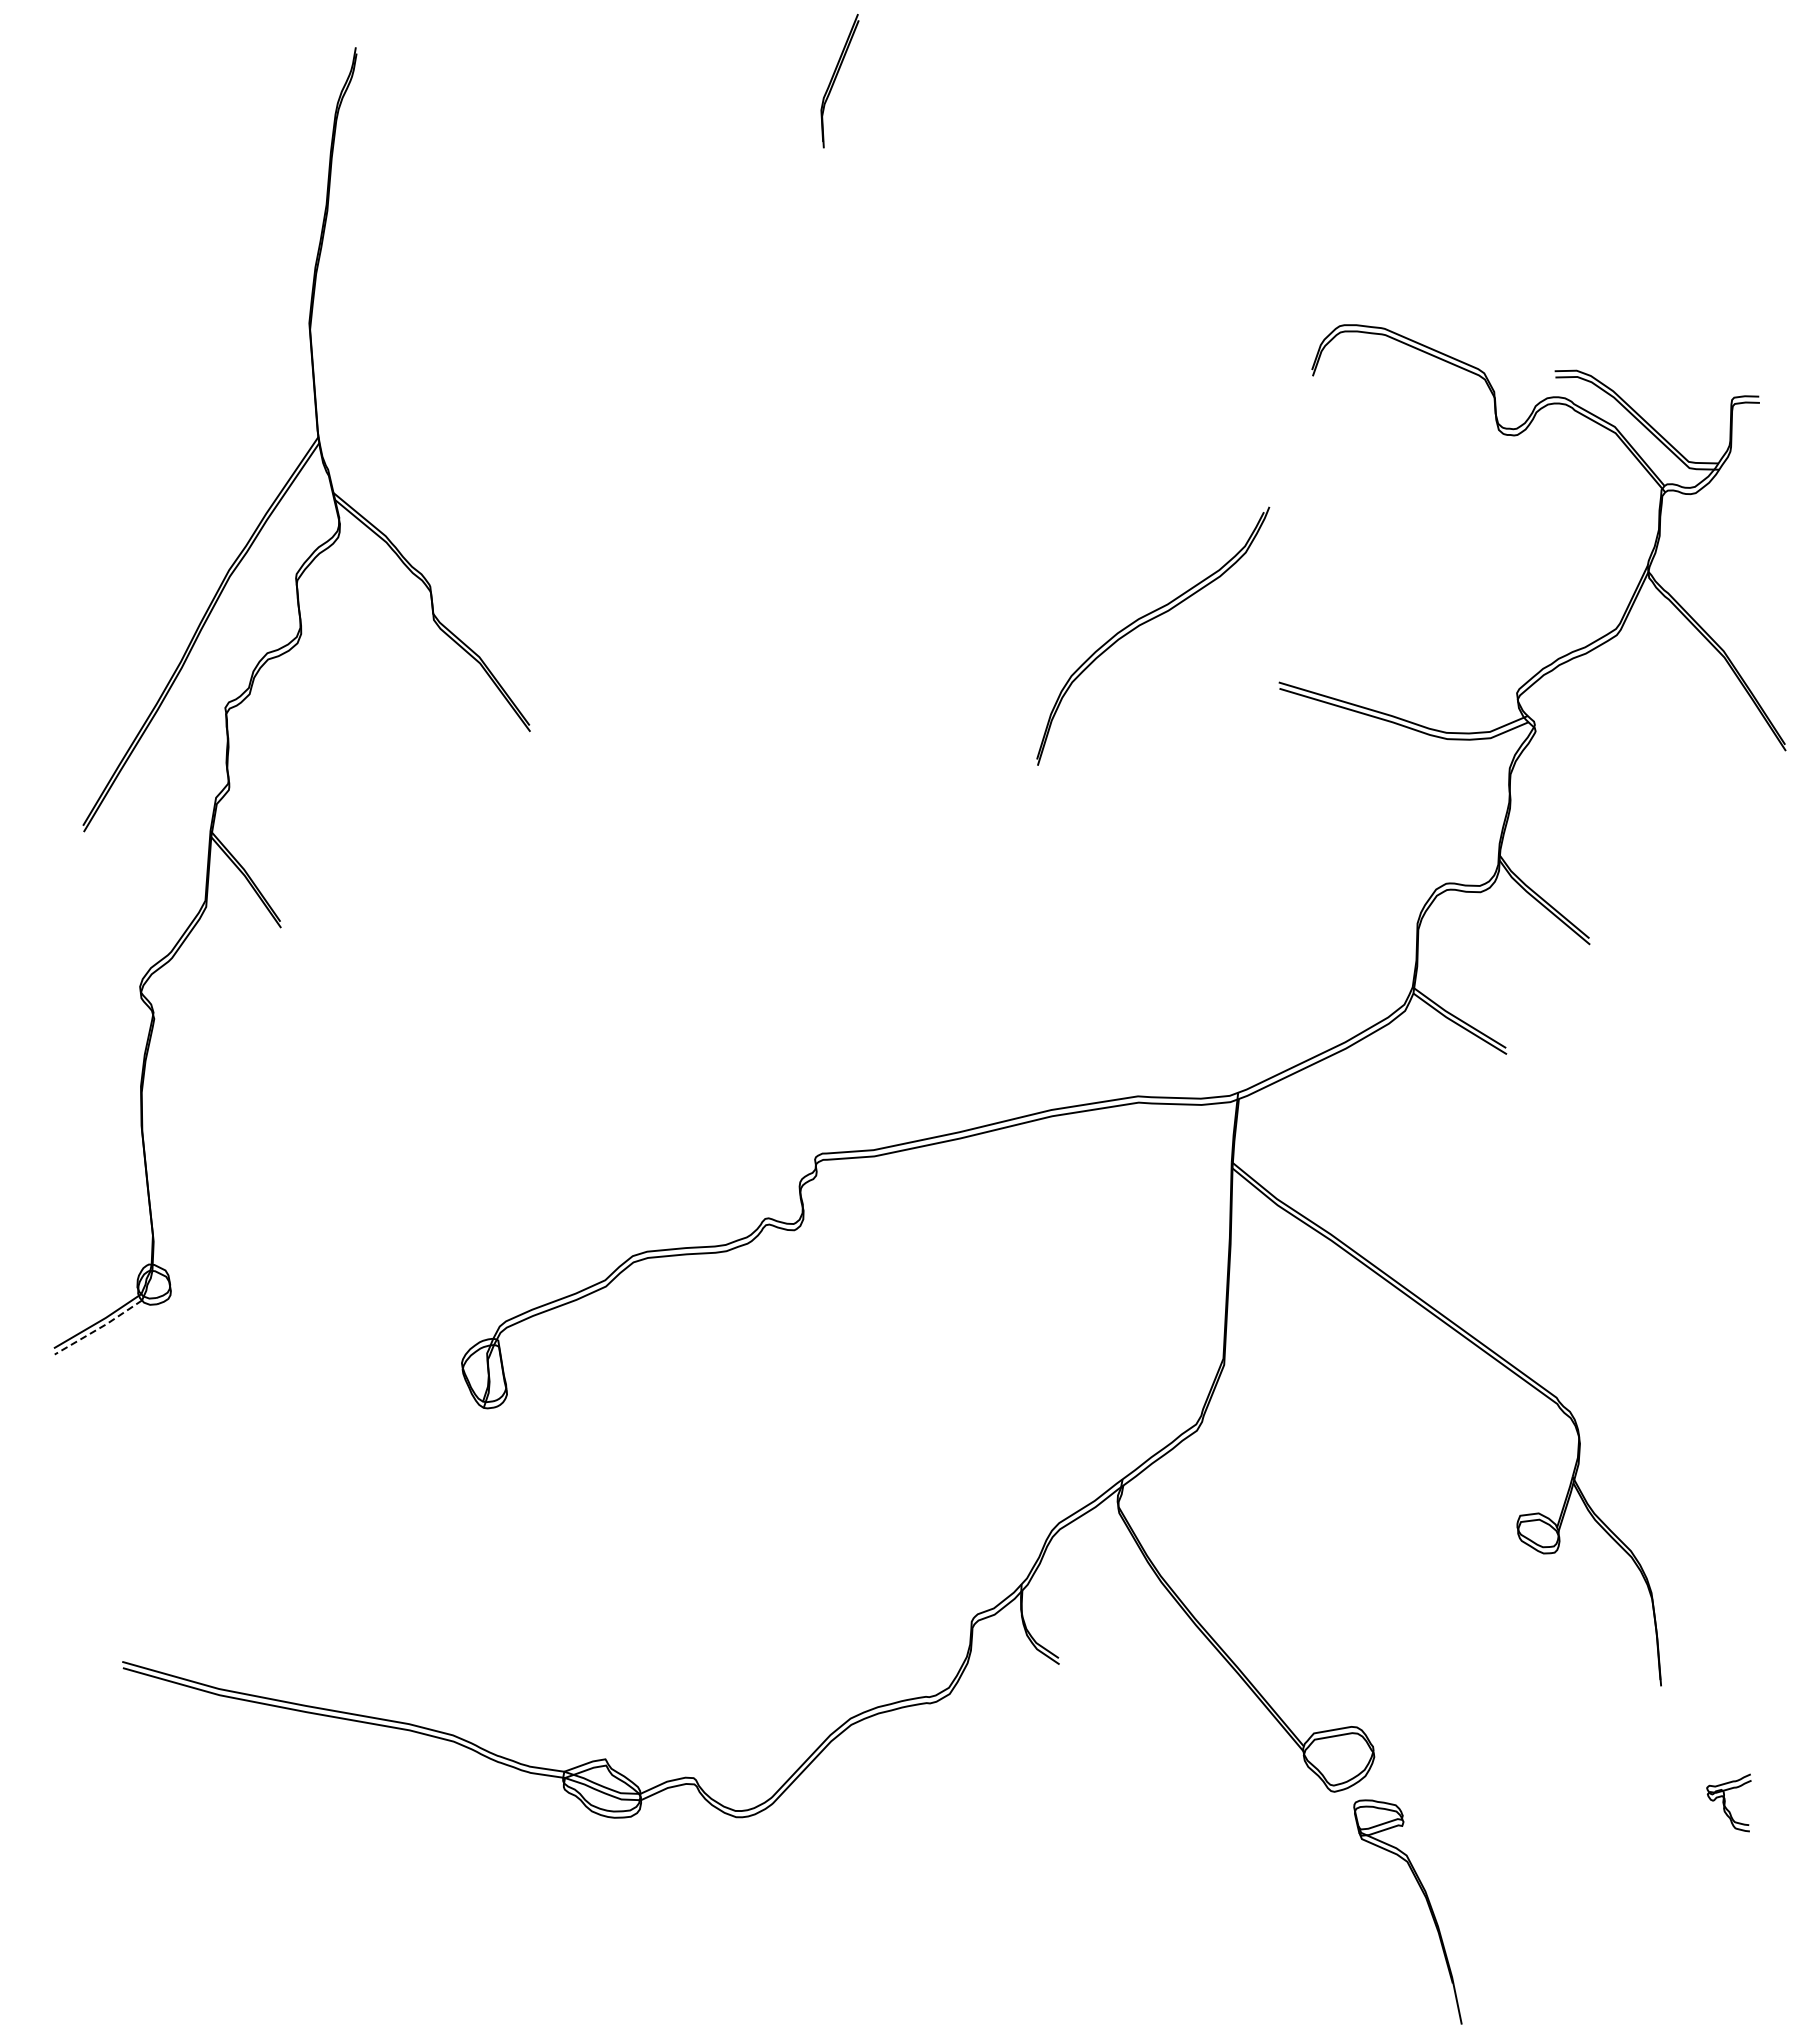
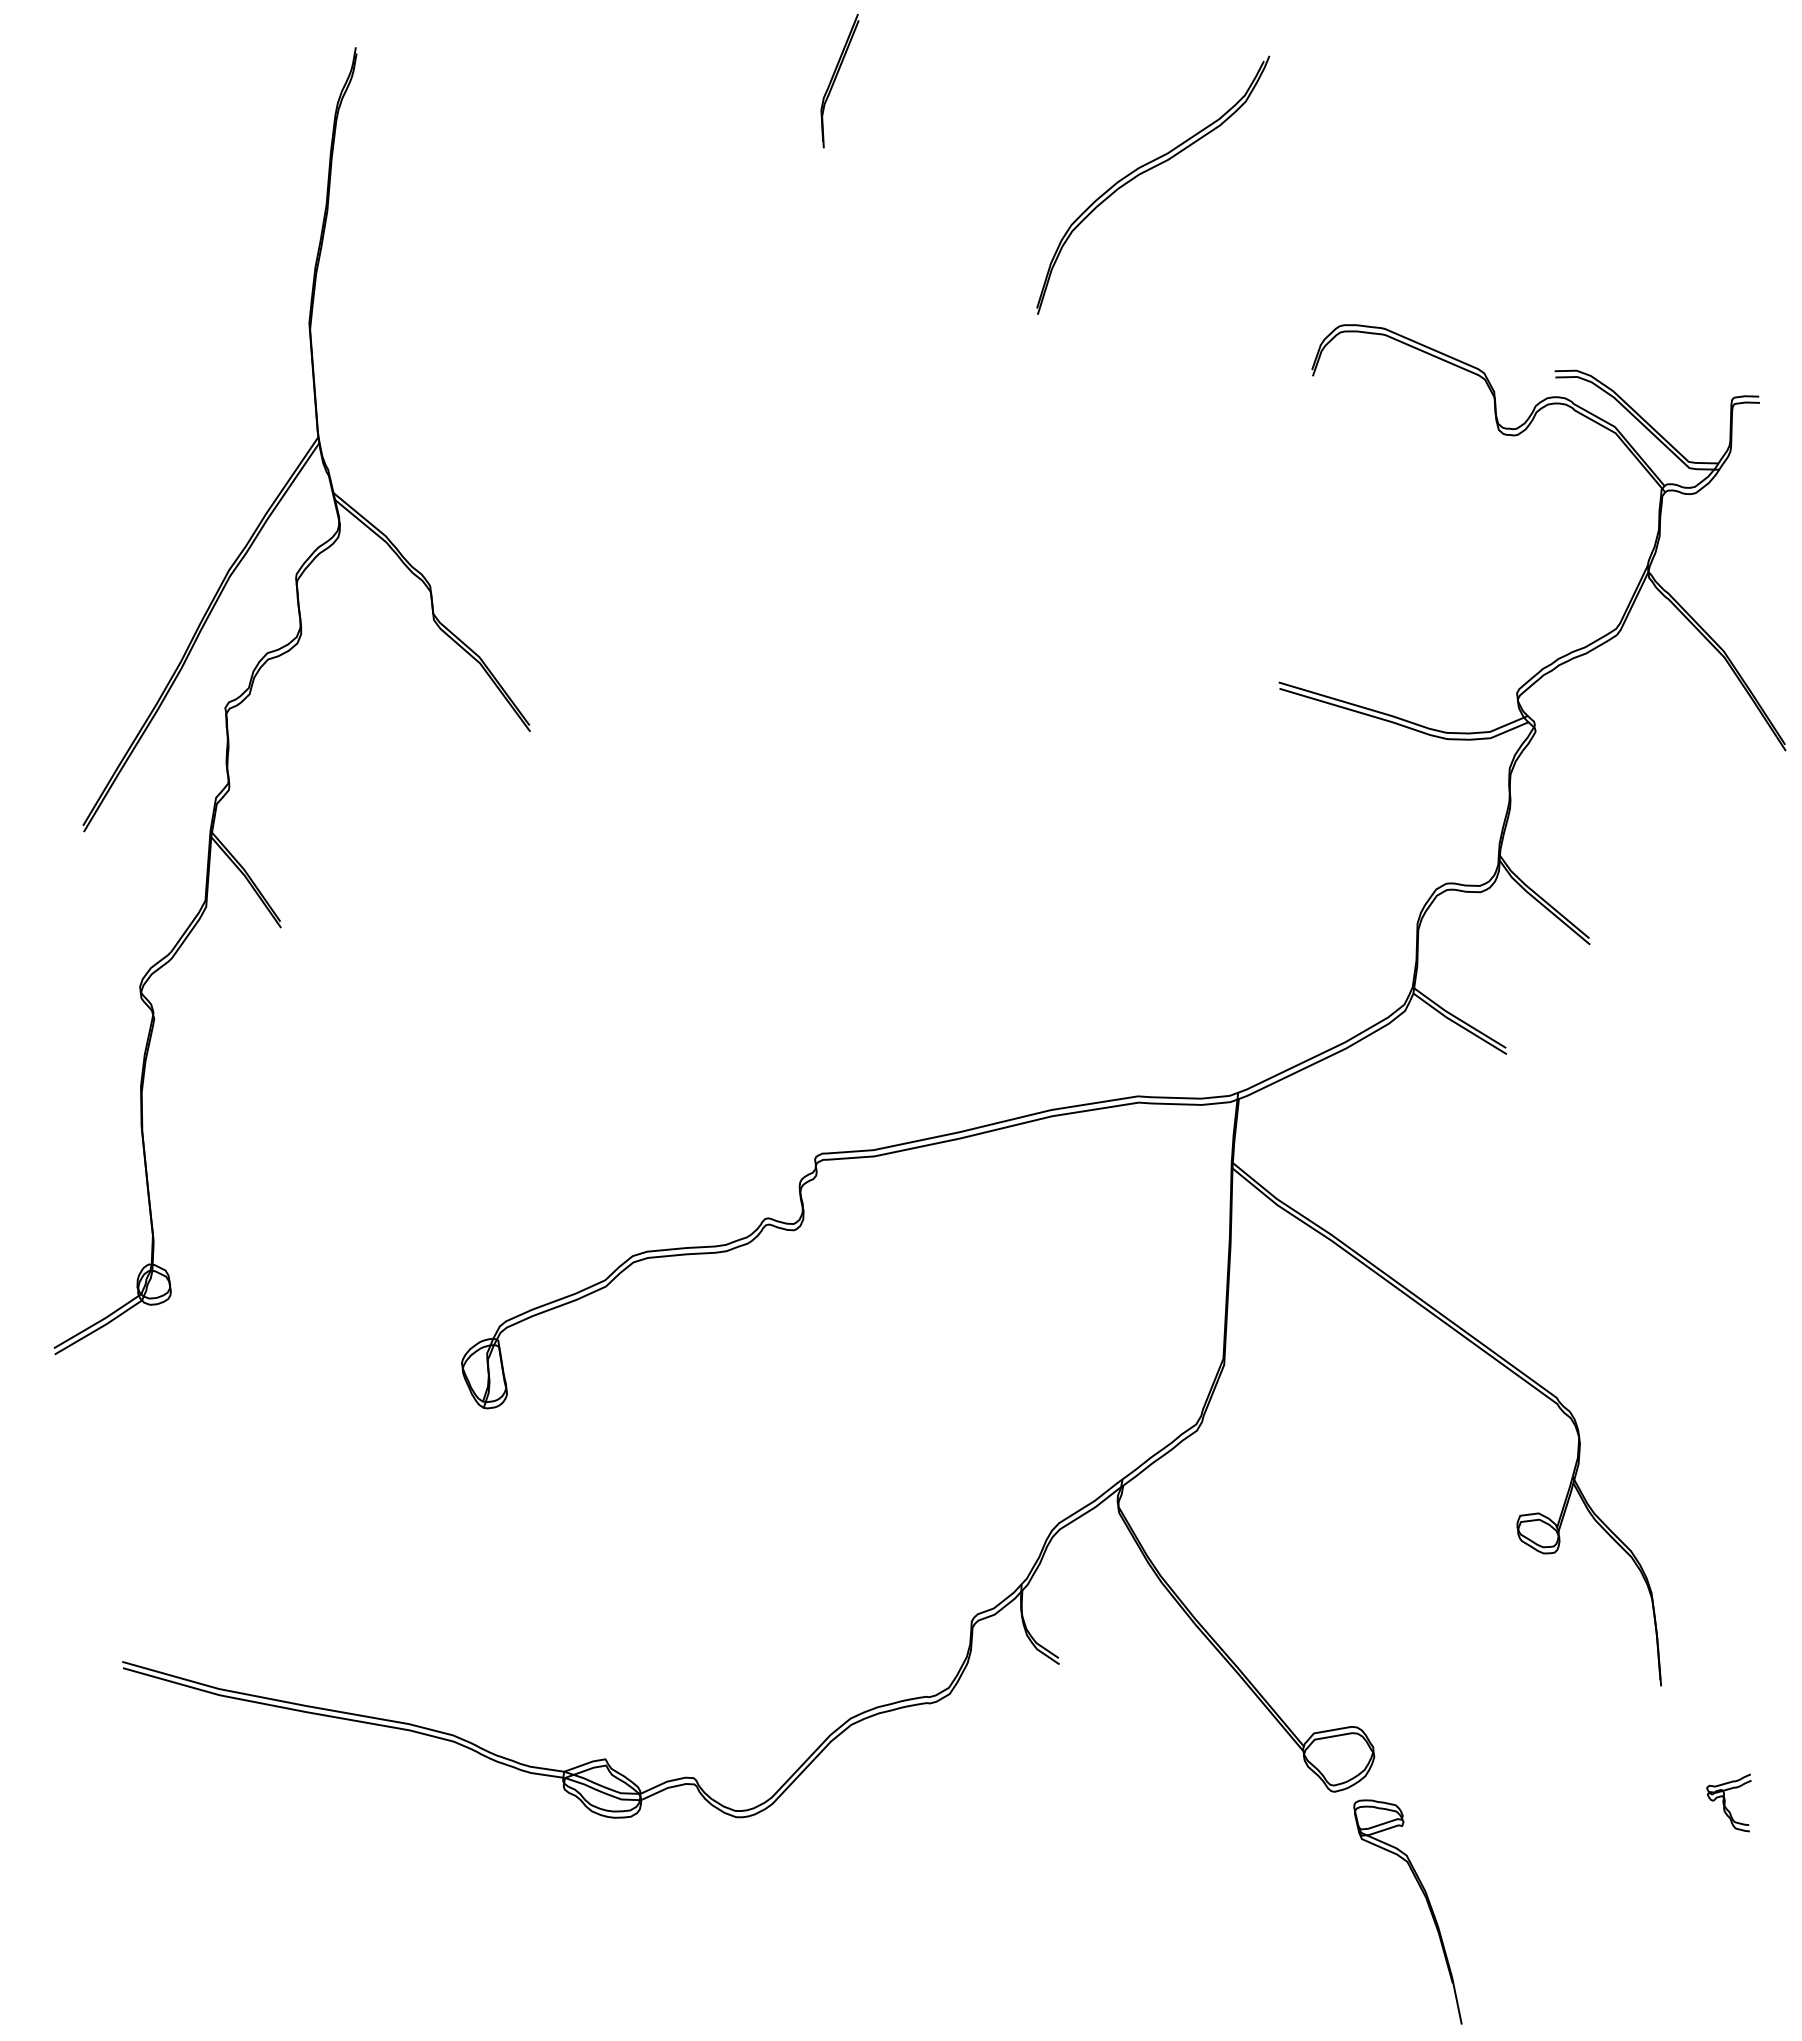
part position: (1147, 622) -> (1147, 171) (1147, 171)
line: dashed -> solid (99, 1328)
